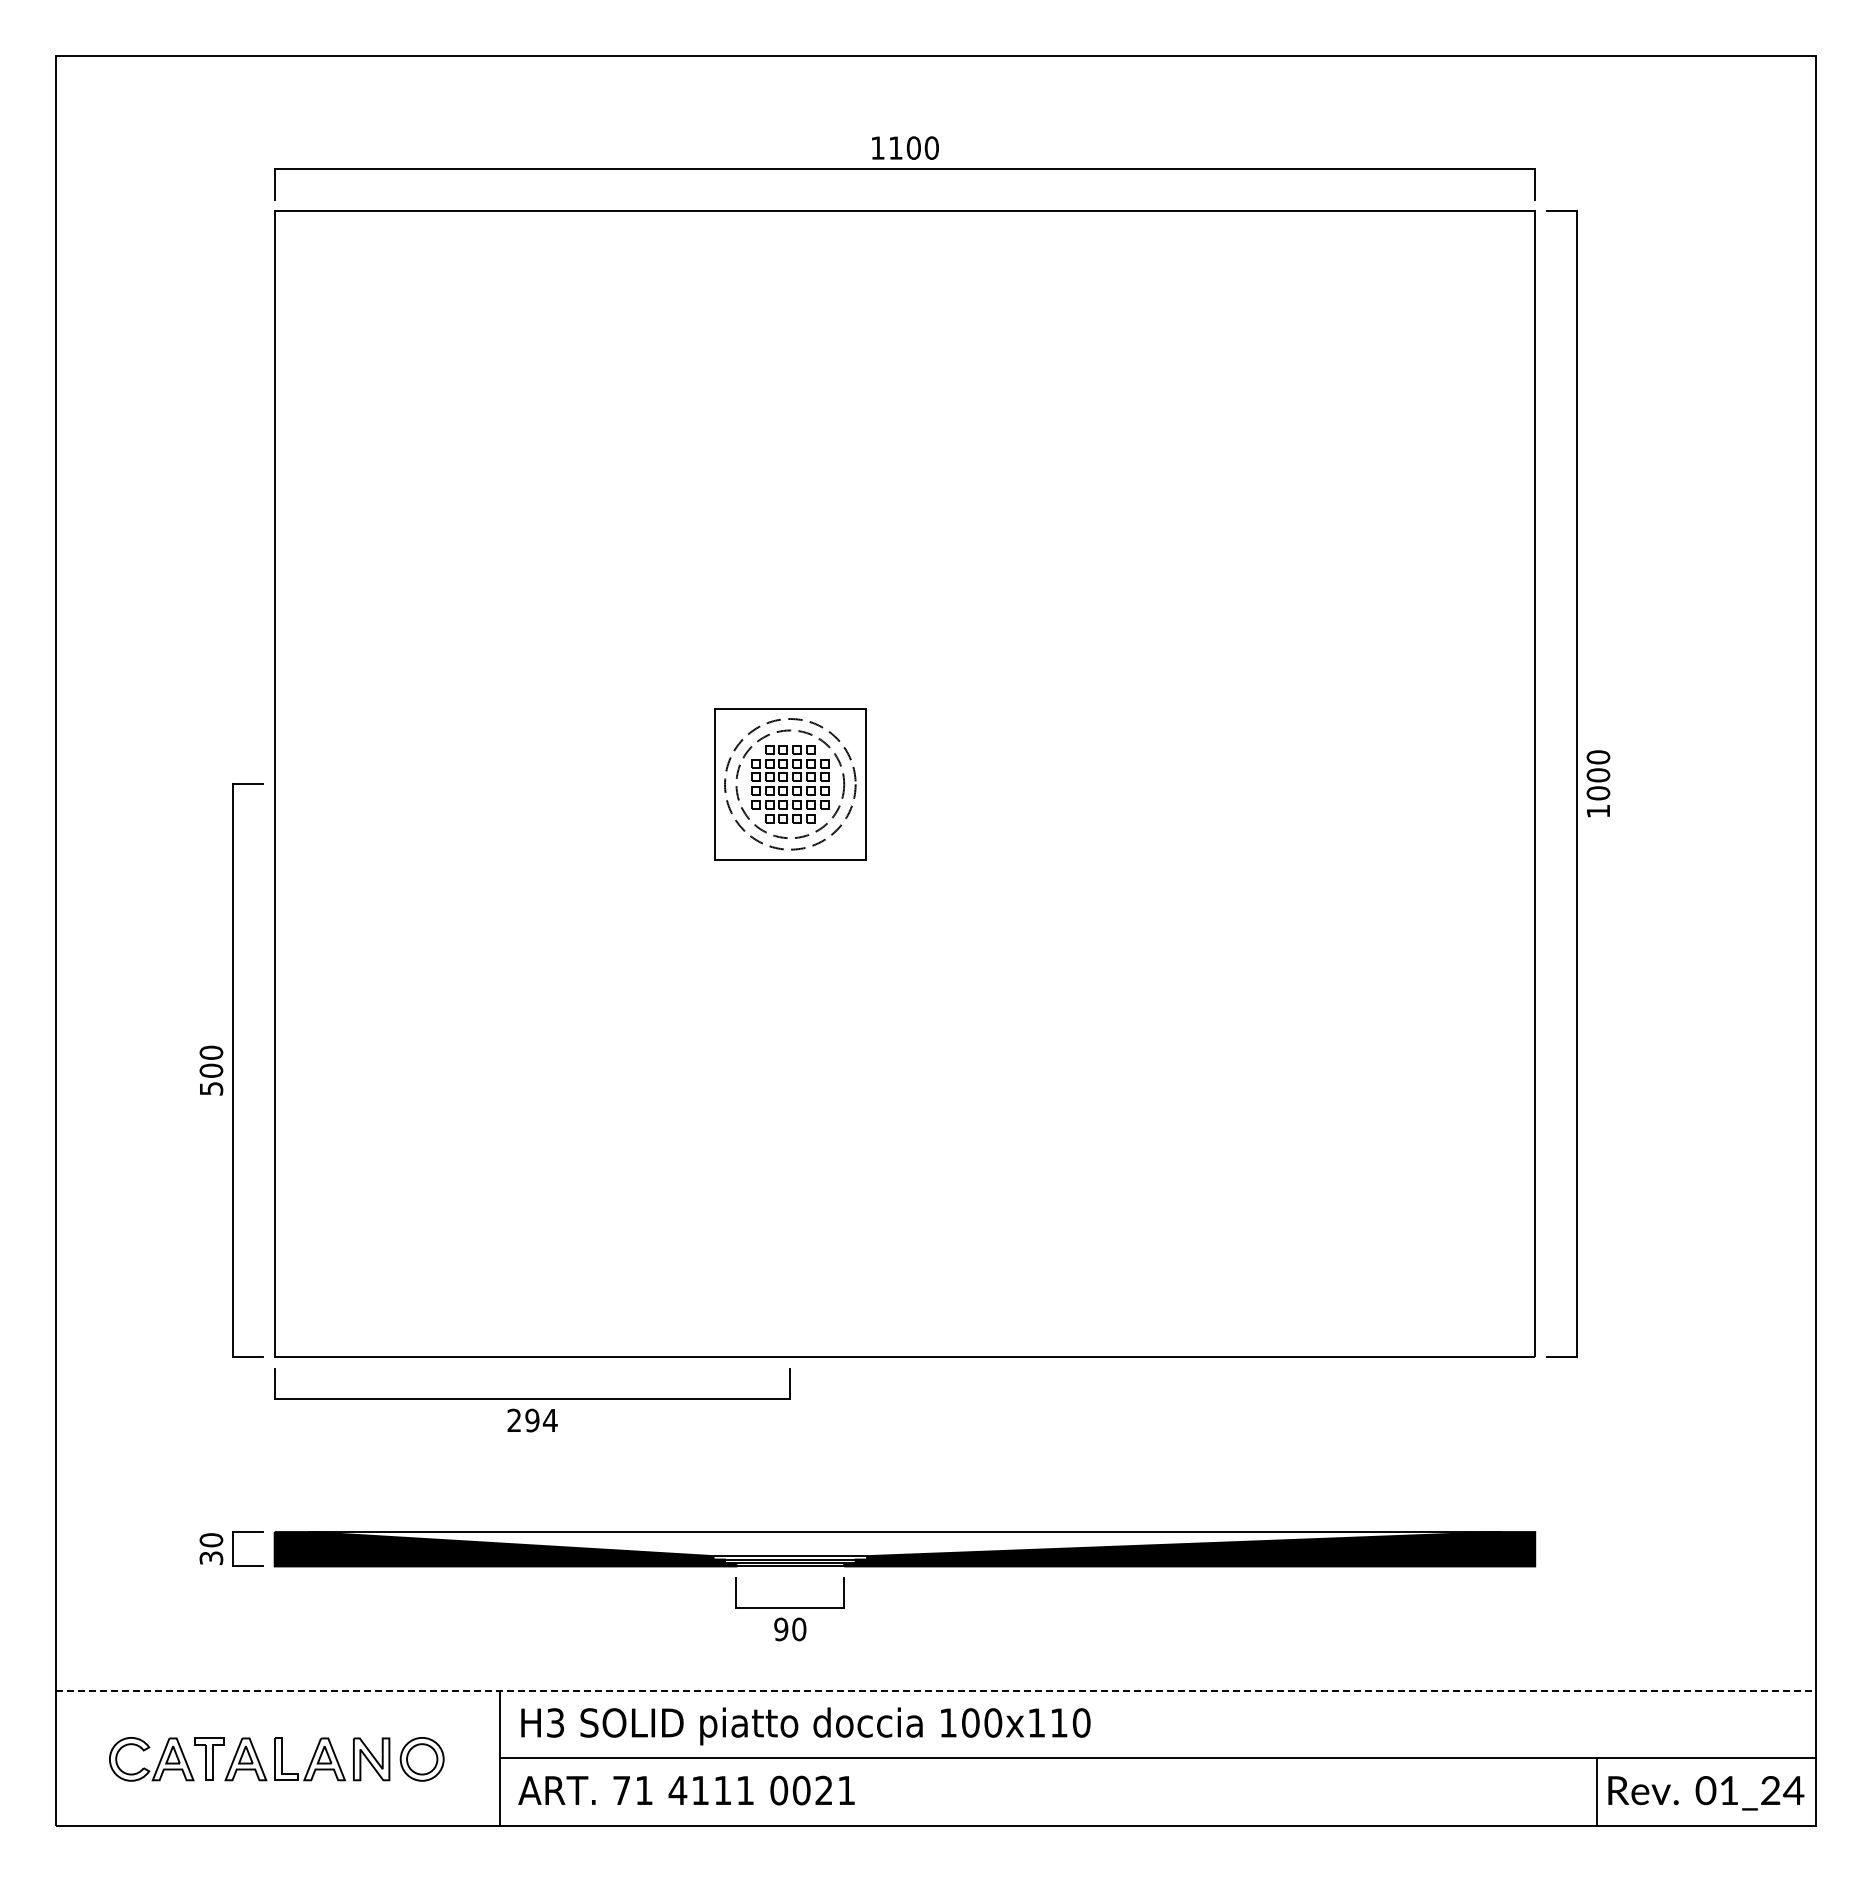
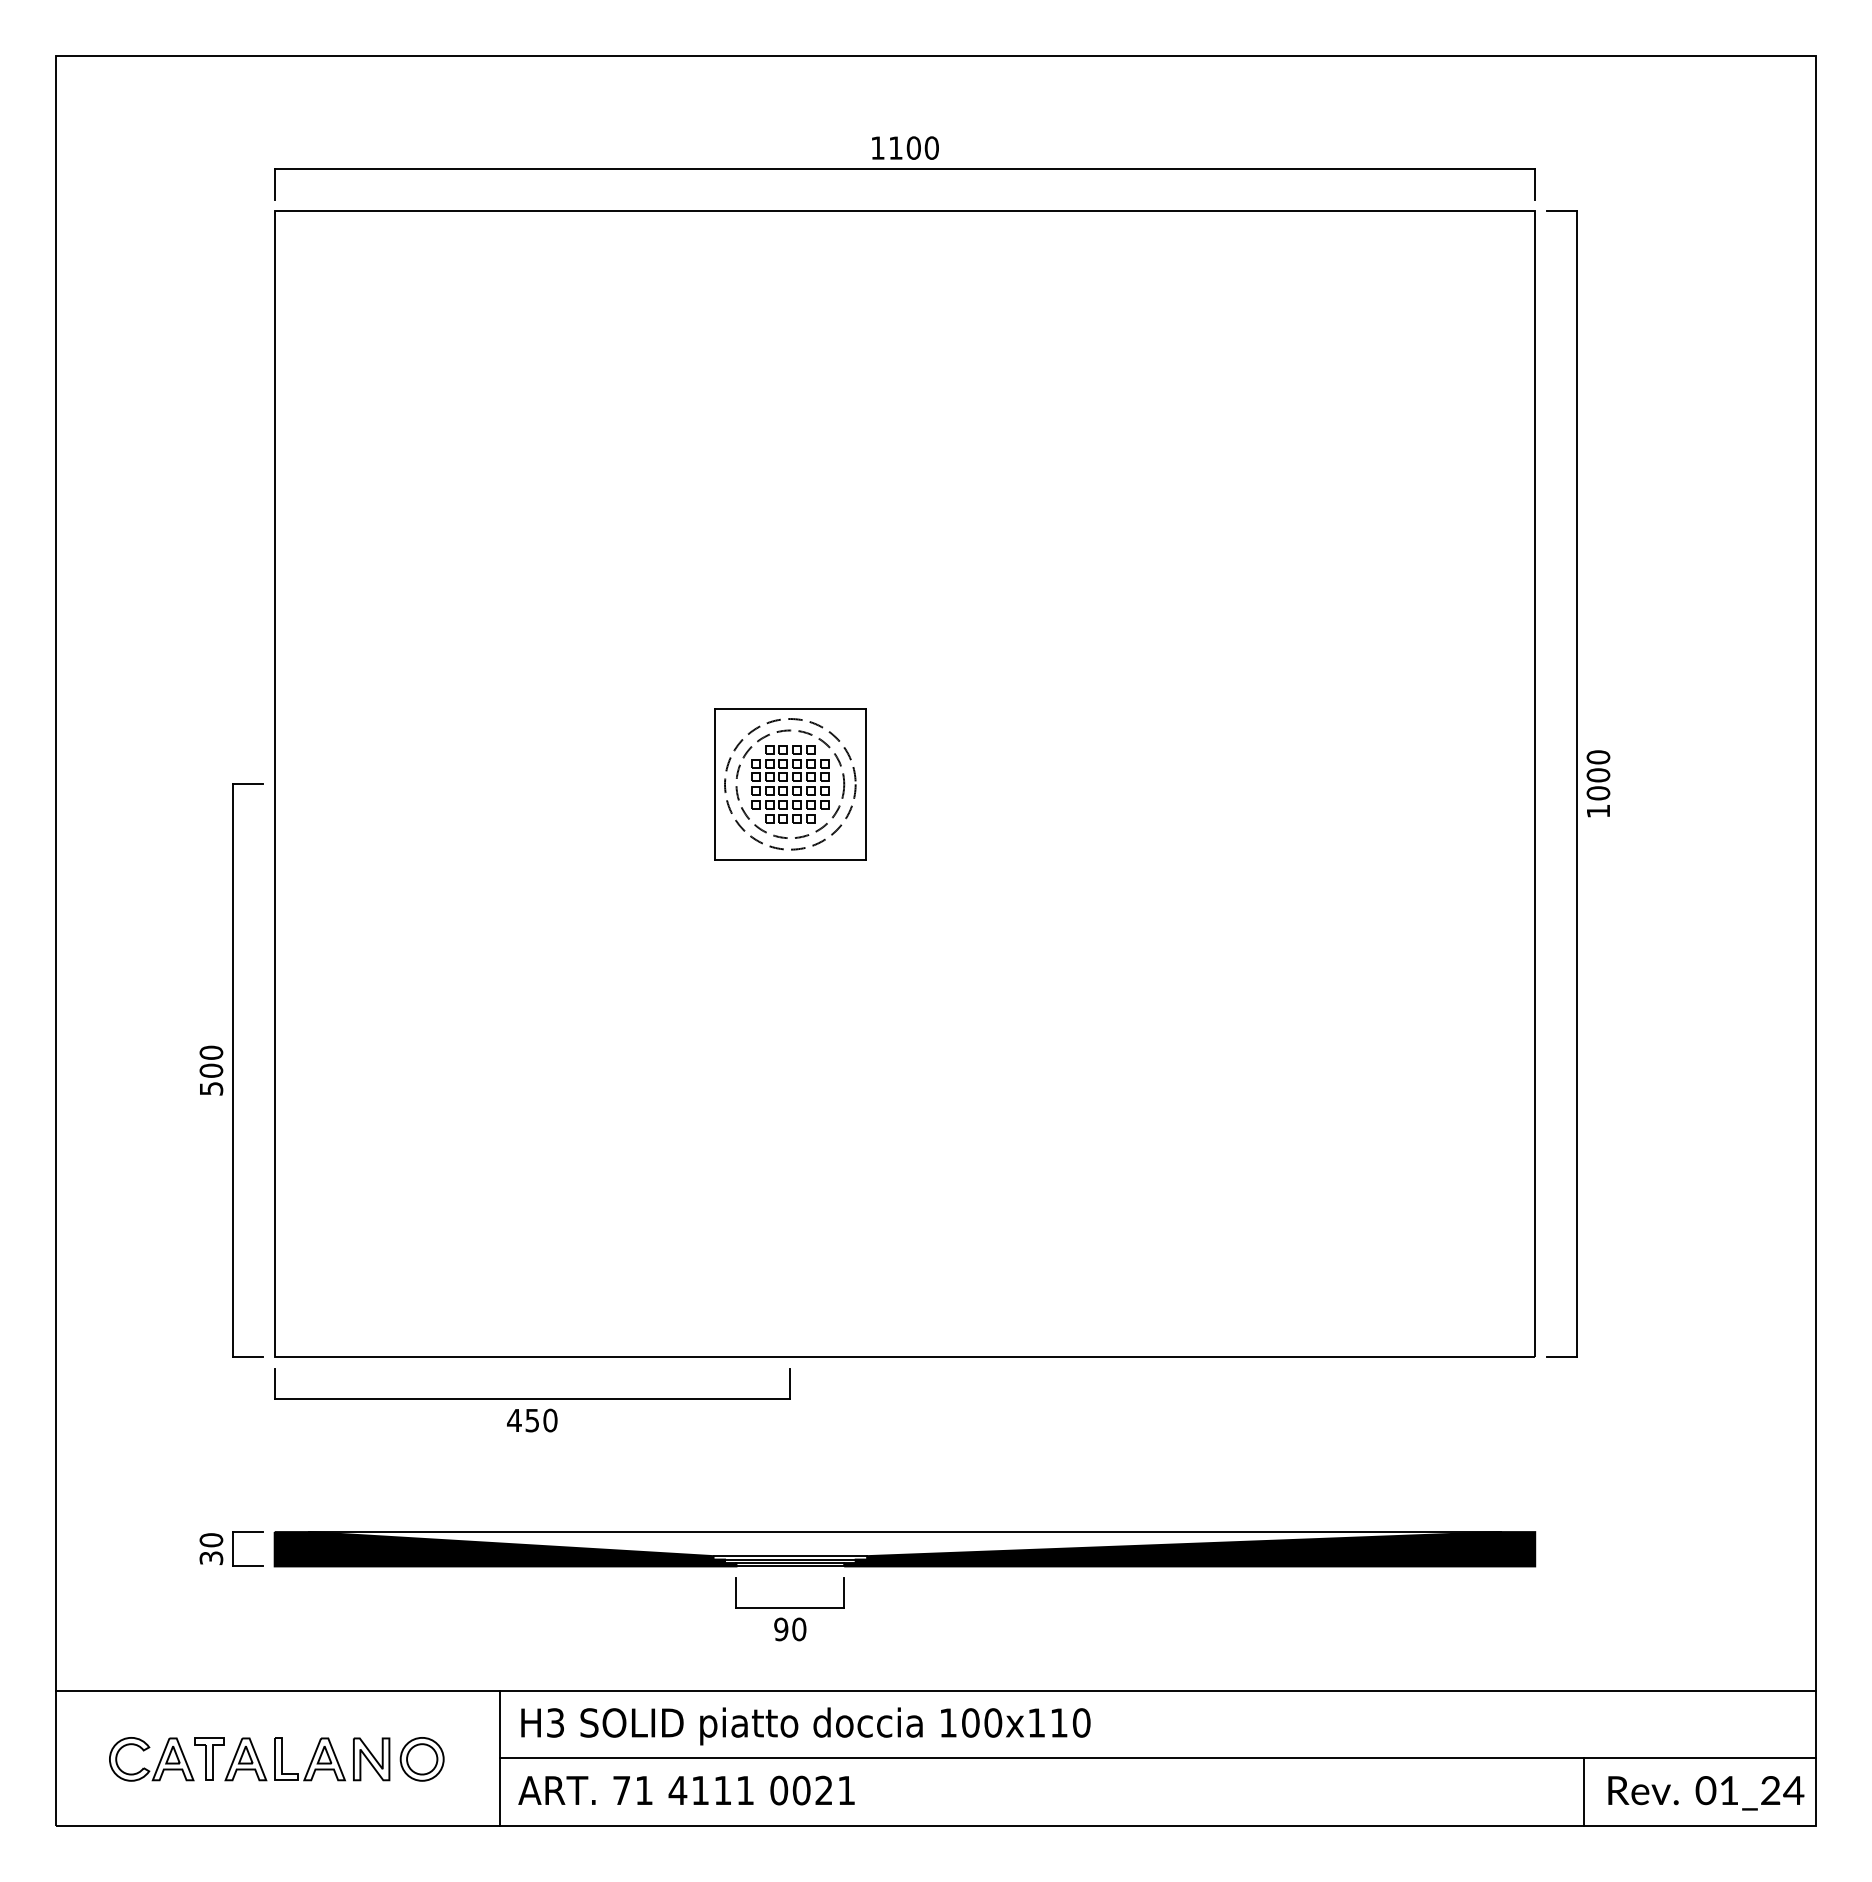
text: 294 -> 450 (532, 1420)
line: dashed -> solid (936, 1690)
line position: (1597, 1791) -> (1584, 1791) (1584, 1791)
